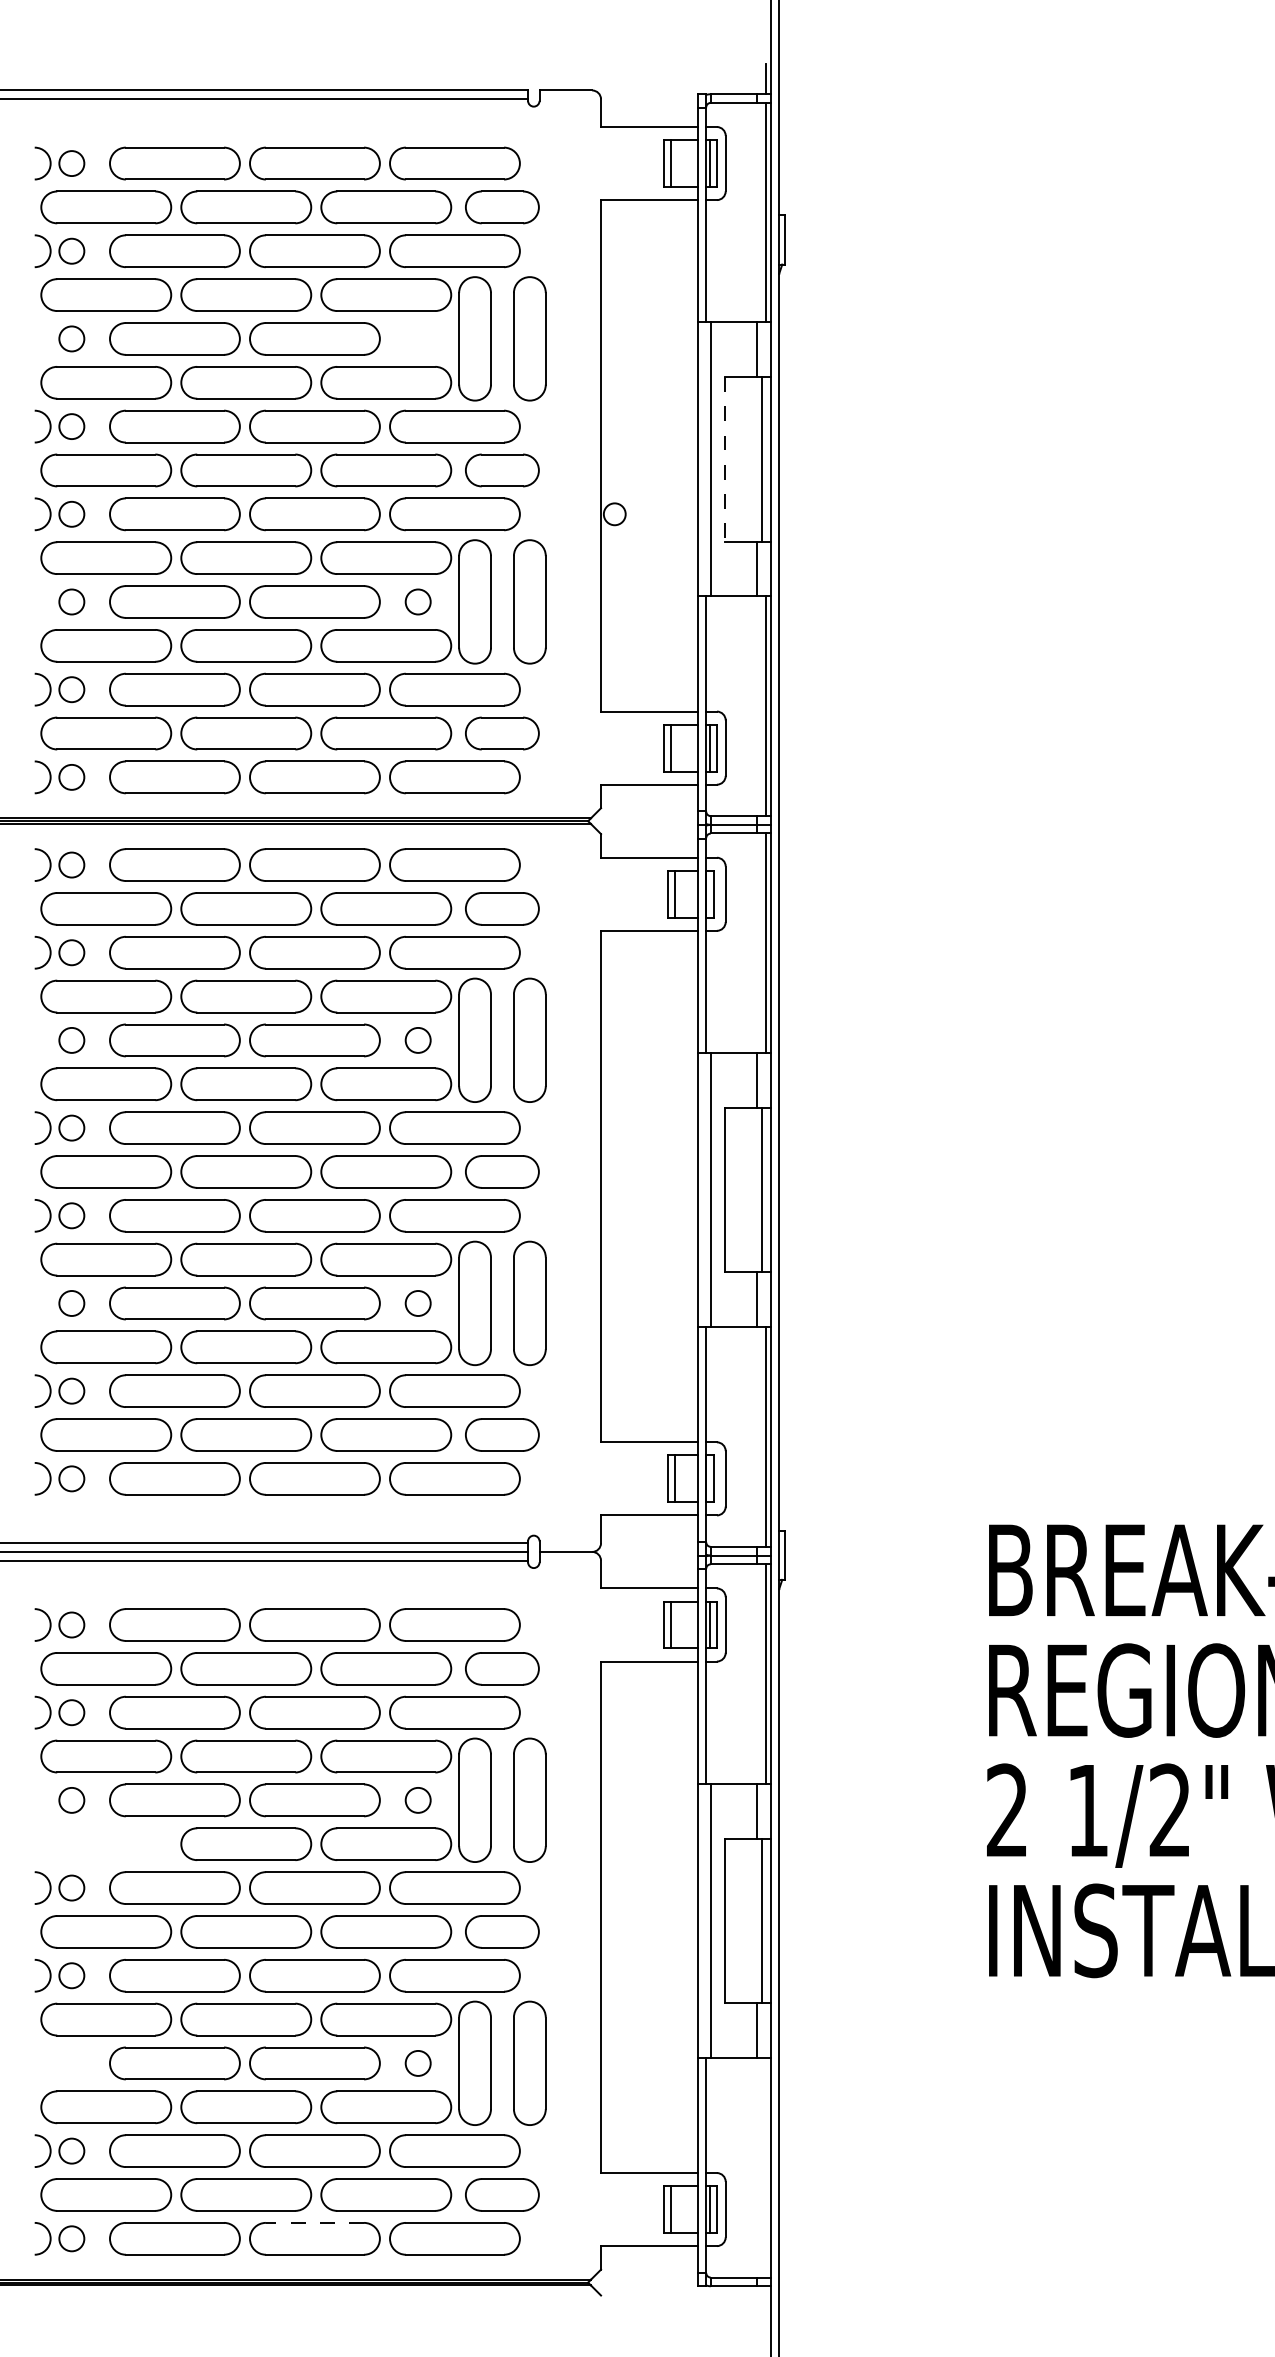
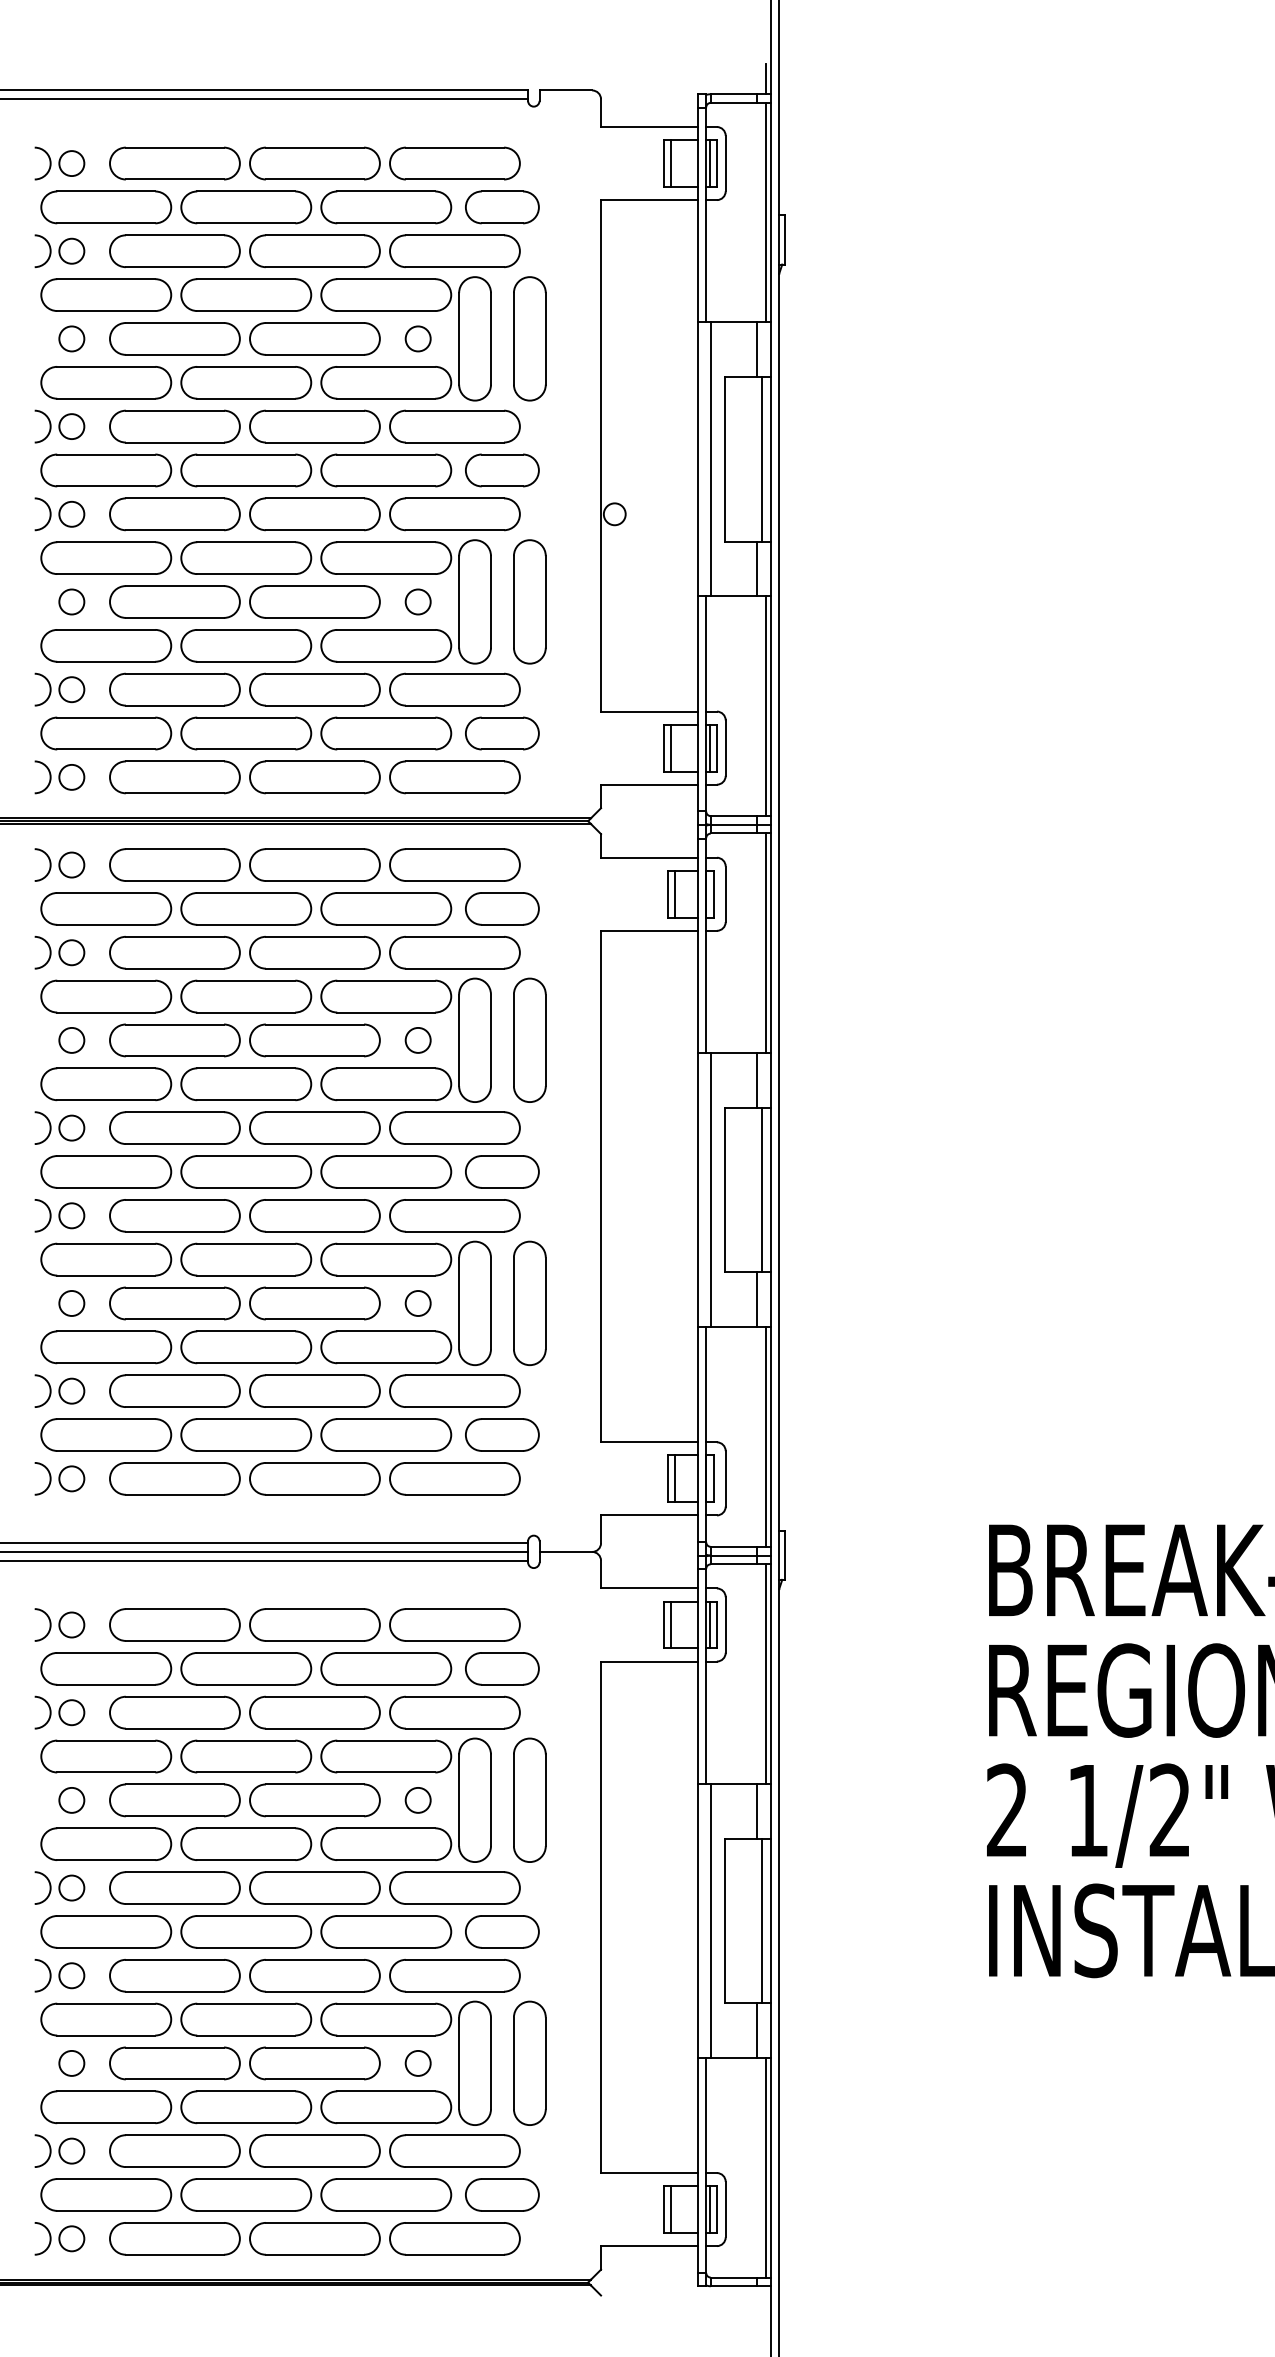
circle: none -> present (417, 338)
line: dashed -> solid (724, 459)
part: none -> present (106, 1843)
circle: none -> present (71, 2063)
line: none -> present (766, 2167)
line: dashed -> solid (314, 2222)
